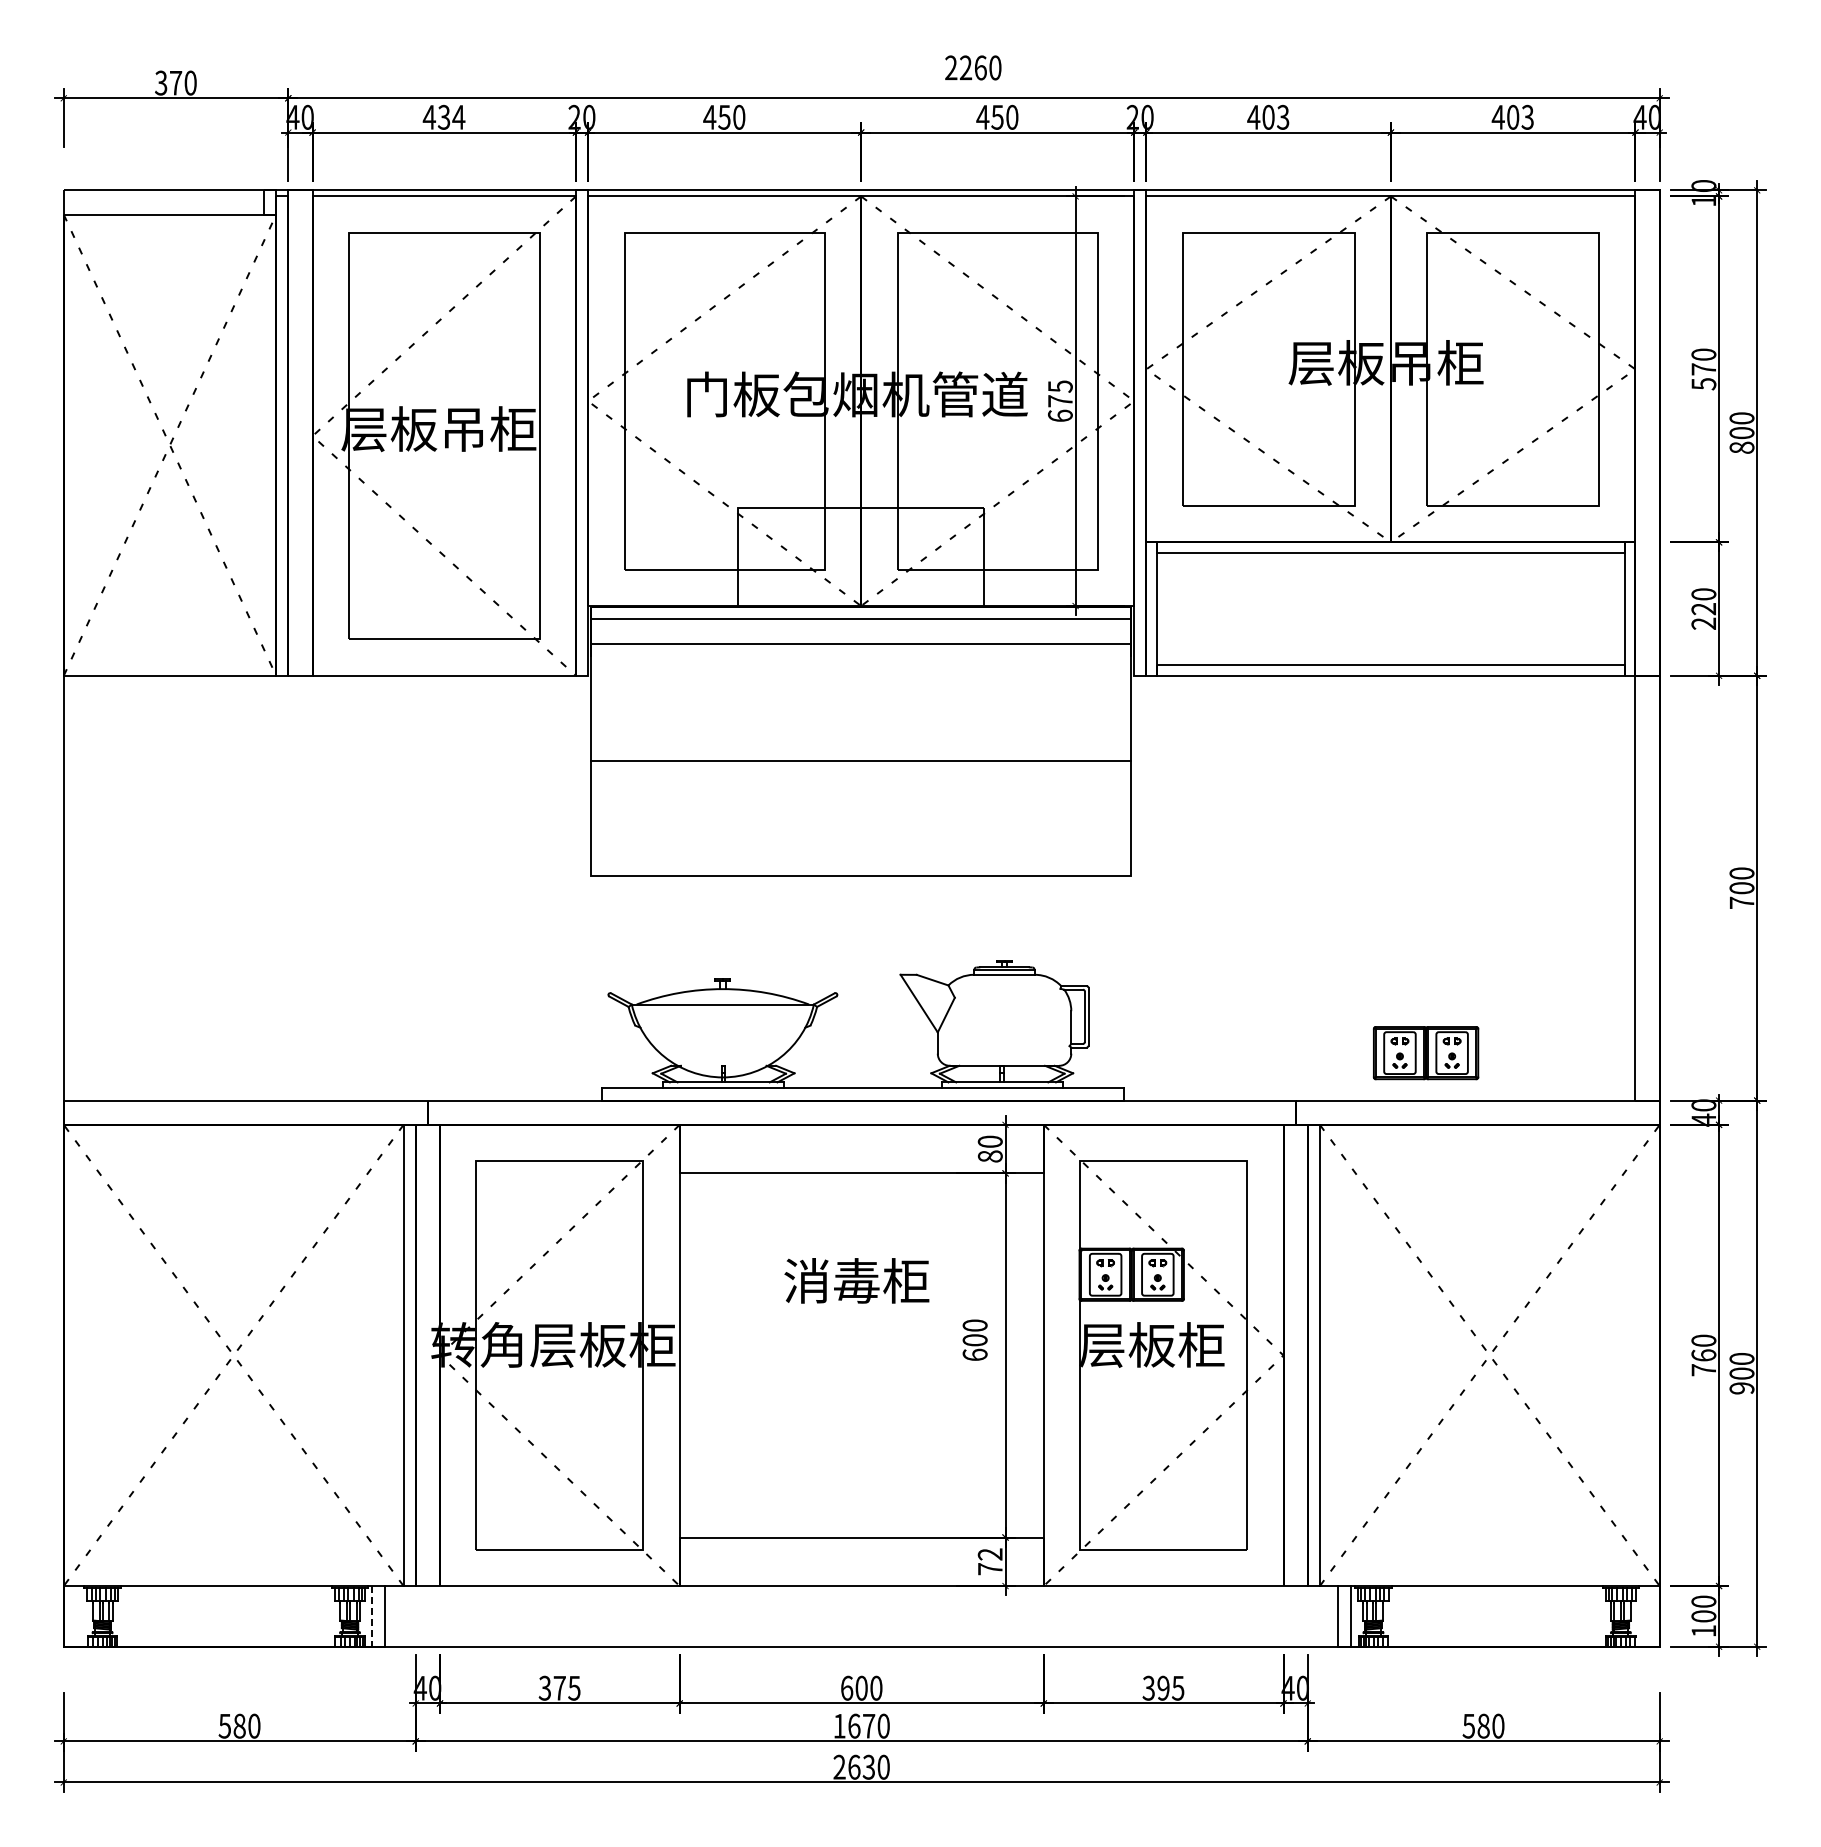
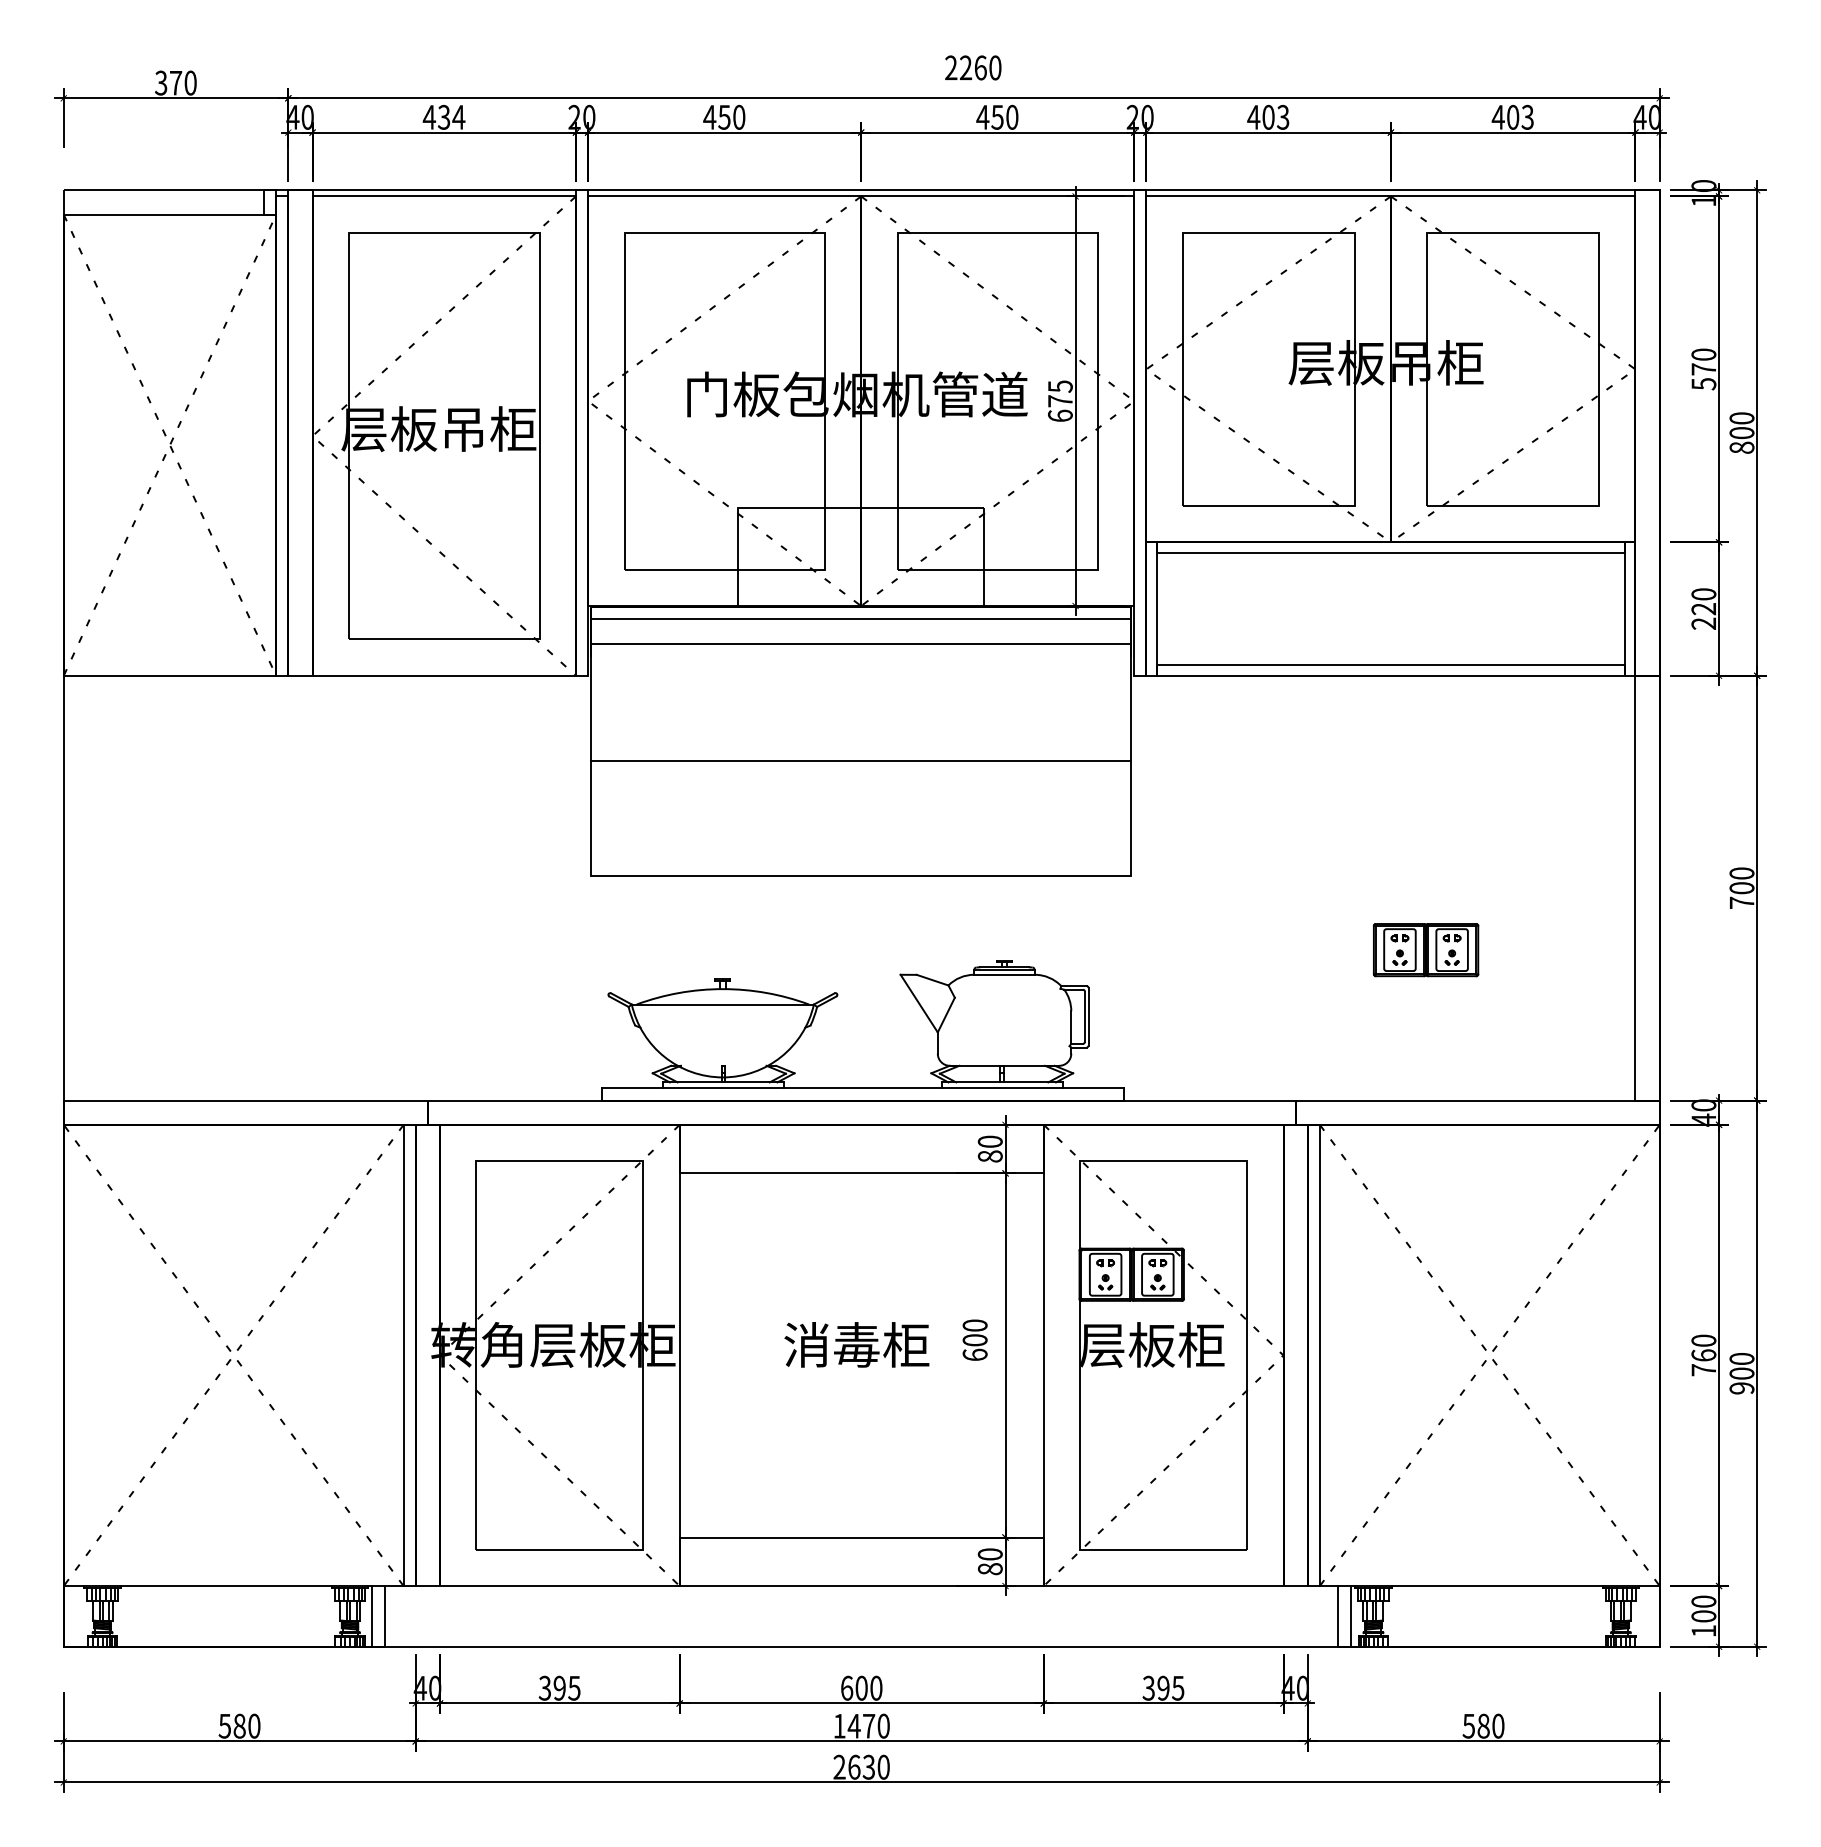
part position: (1425, 1053) -> (1425, 950) (1425, 950)
text position: (856, 1280) -> (856, 1344) (856, 1344)
text: 72 -> 80 (989, 1561)
line: dashed -> solid (372, 1616)
text: 375 -> 395 (559, 1687)
text: 1670 -> 1470 (853, 1725)
